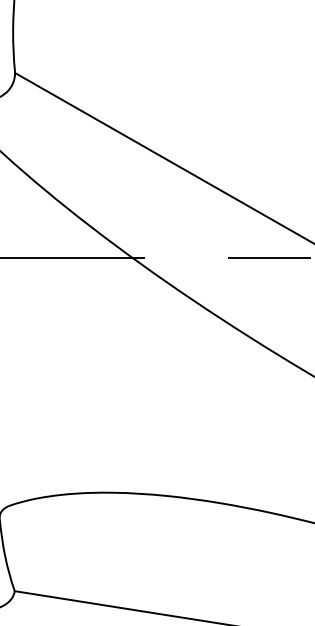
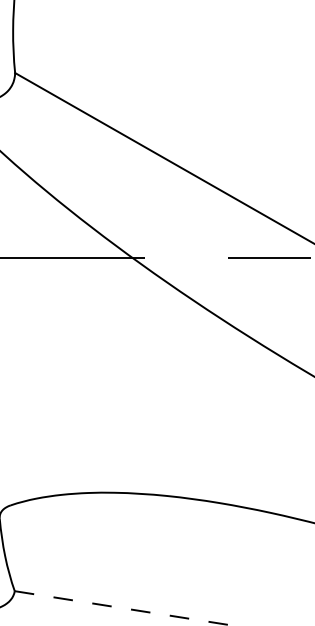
line: solid -> dashed (125, 608)
